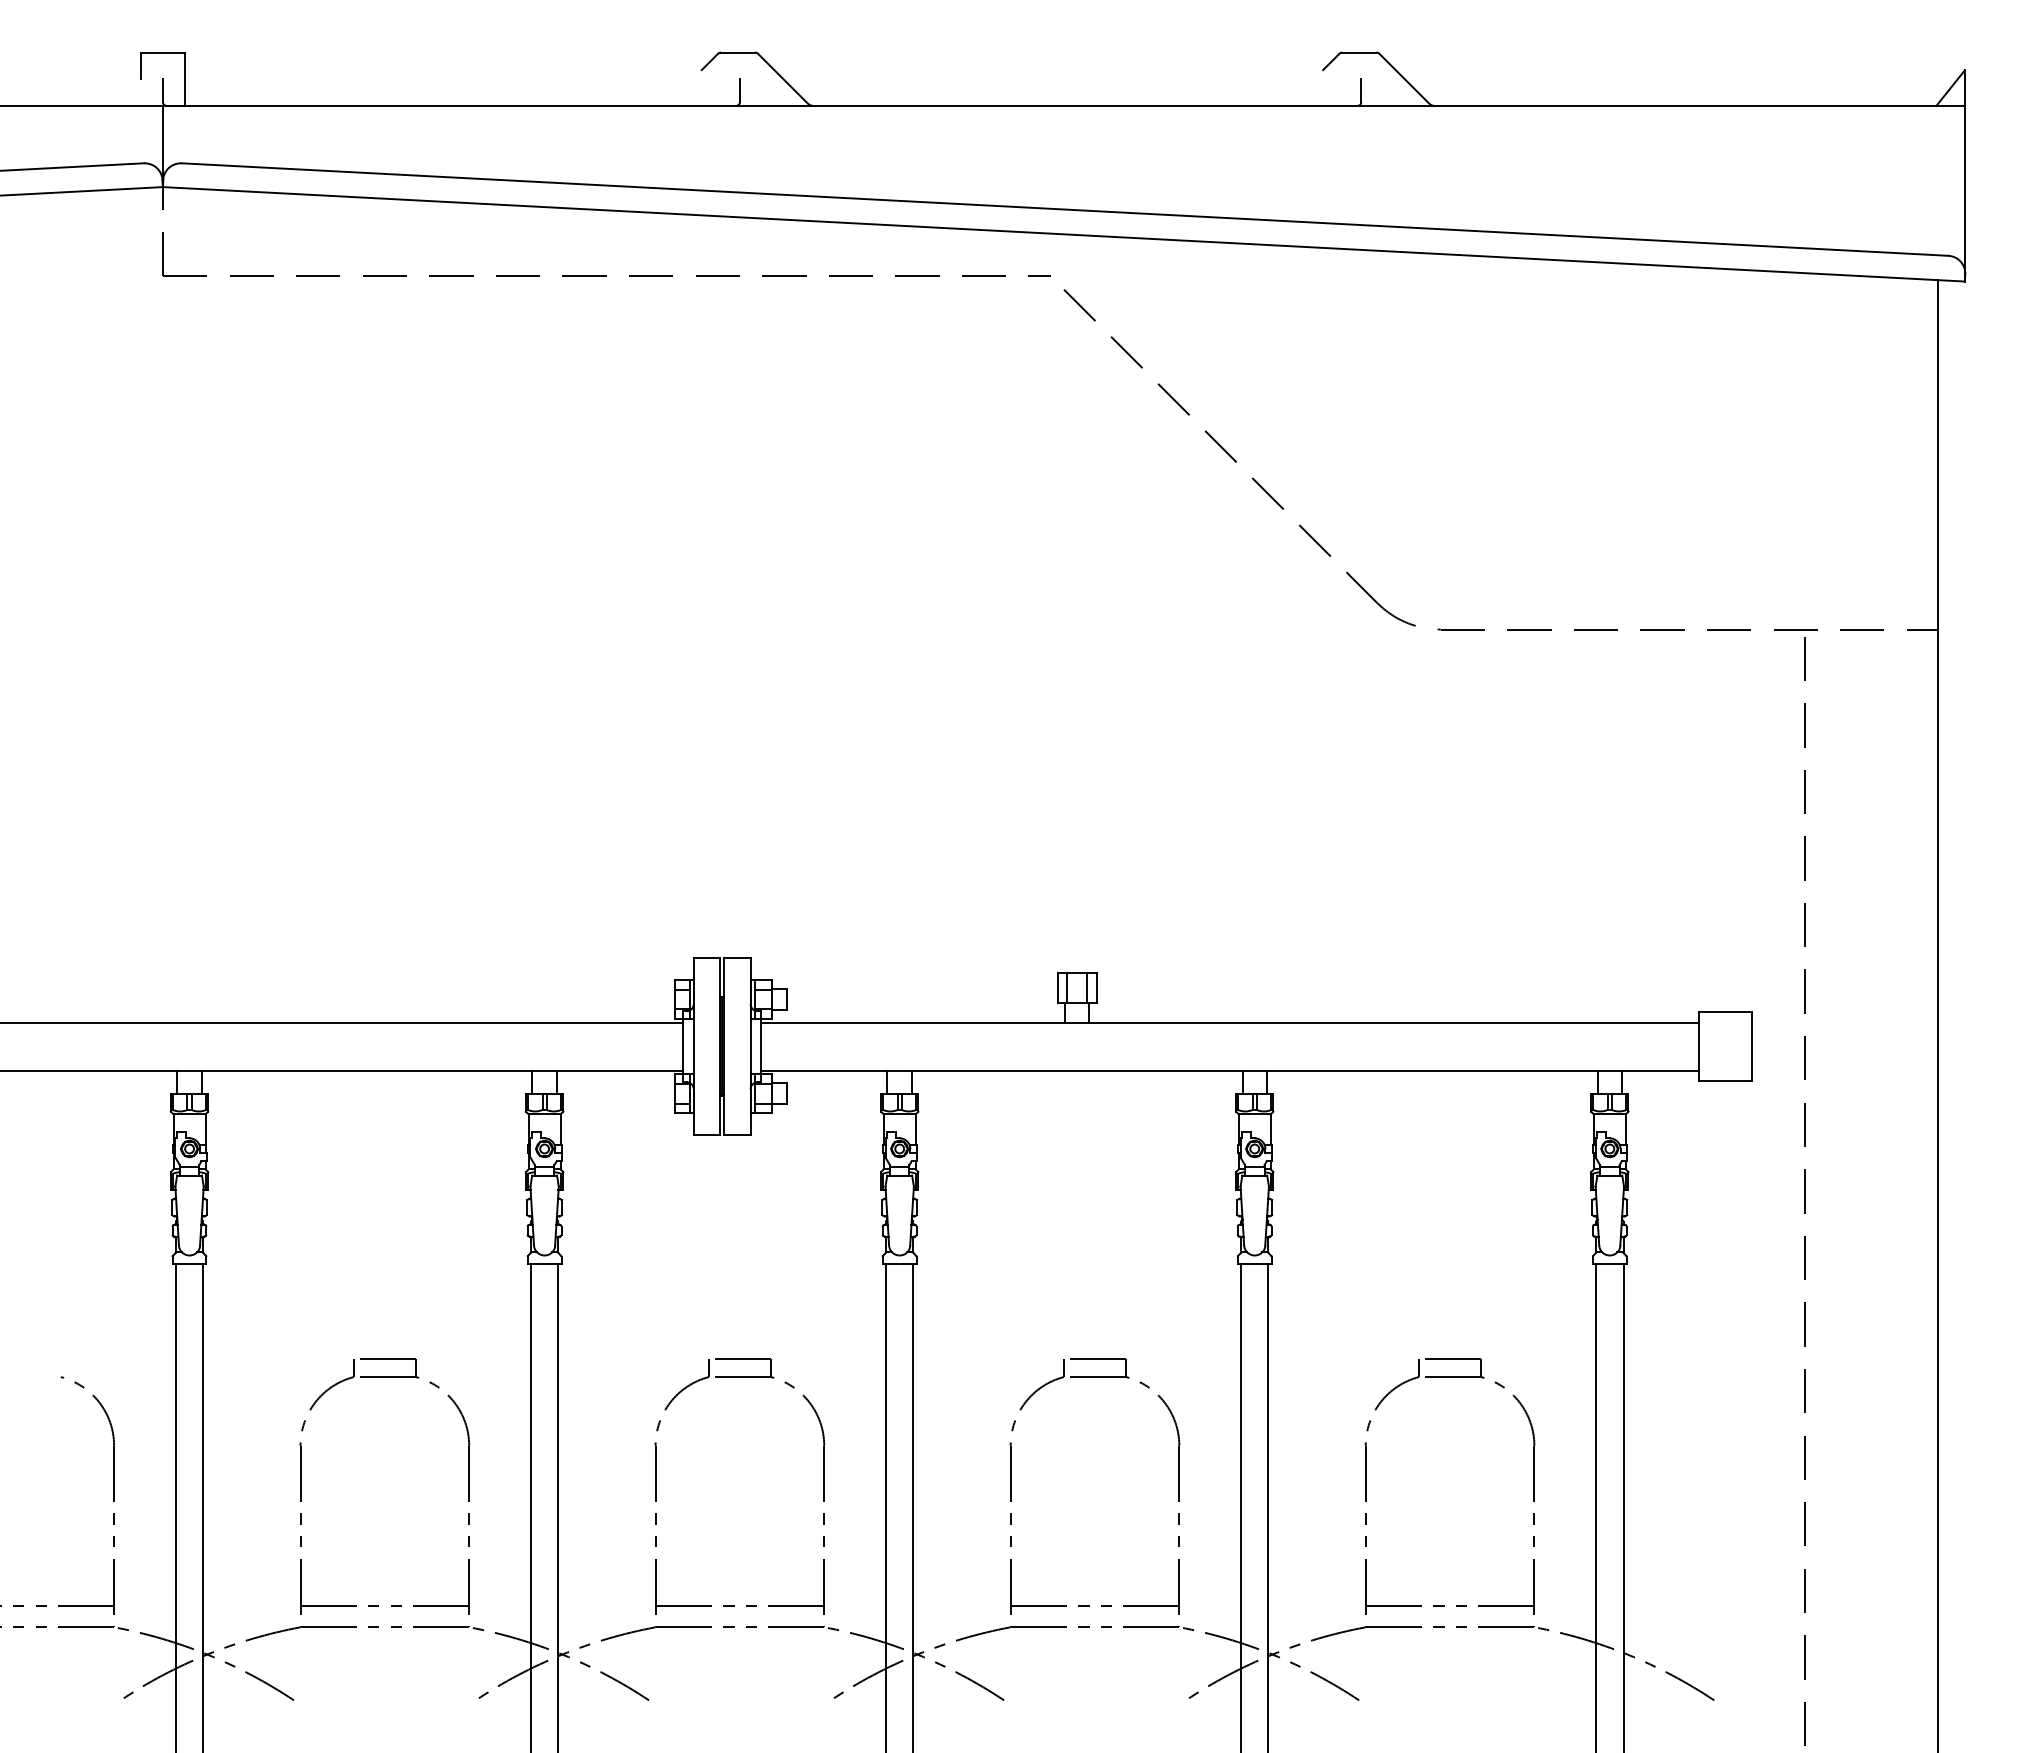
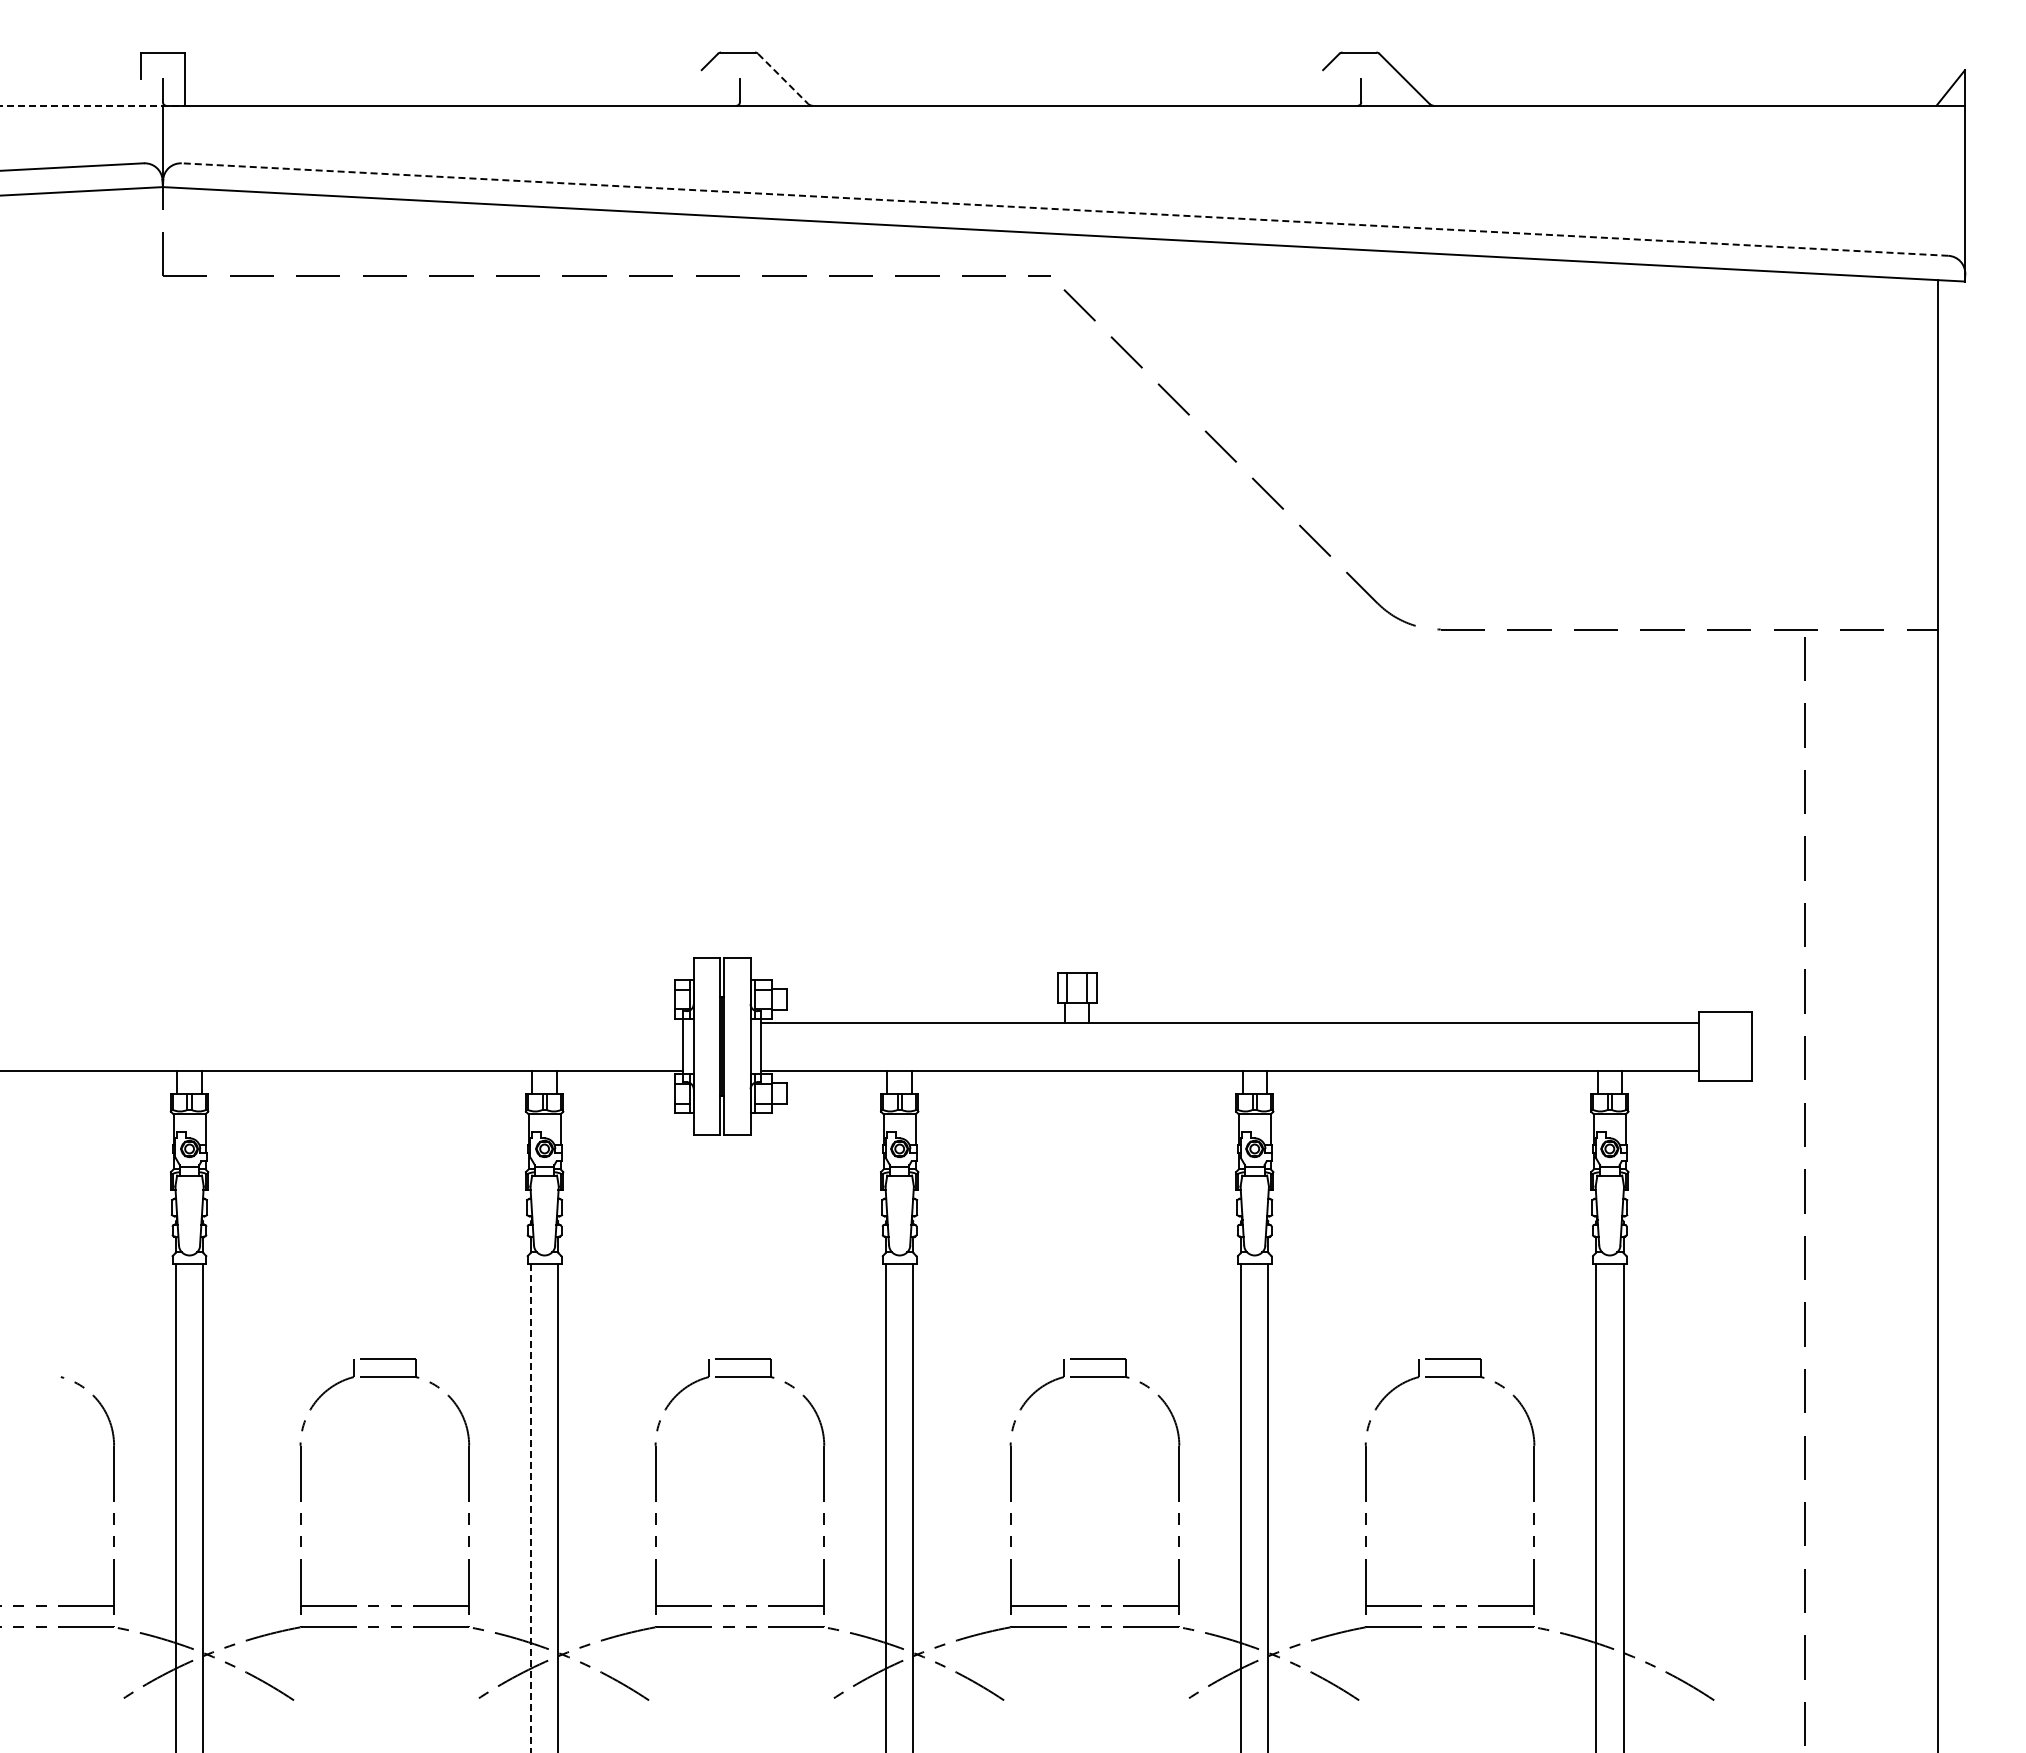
line: solid -> dashed (783, 79)
line: solid -> dashed (94, 105)
line: solid -> dashed (1064, 209)
line: present -> none (342, 1022)
line: solid -> dashed (530, 1508)
